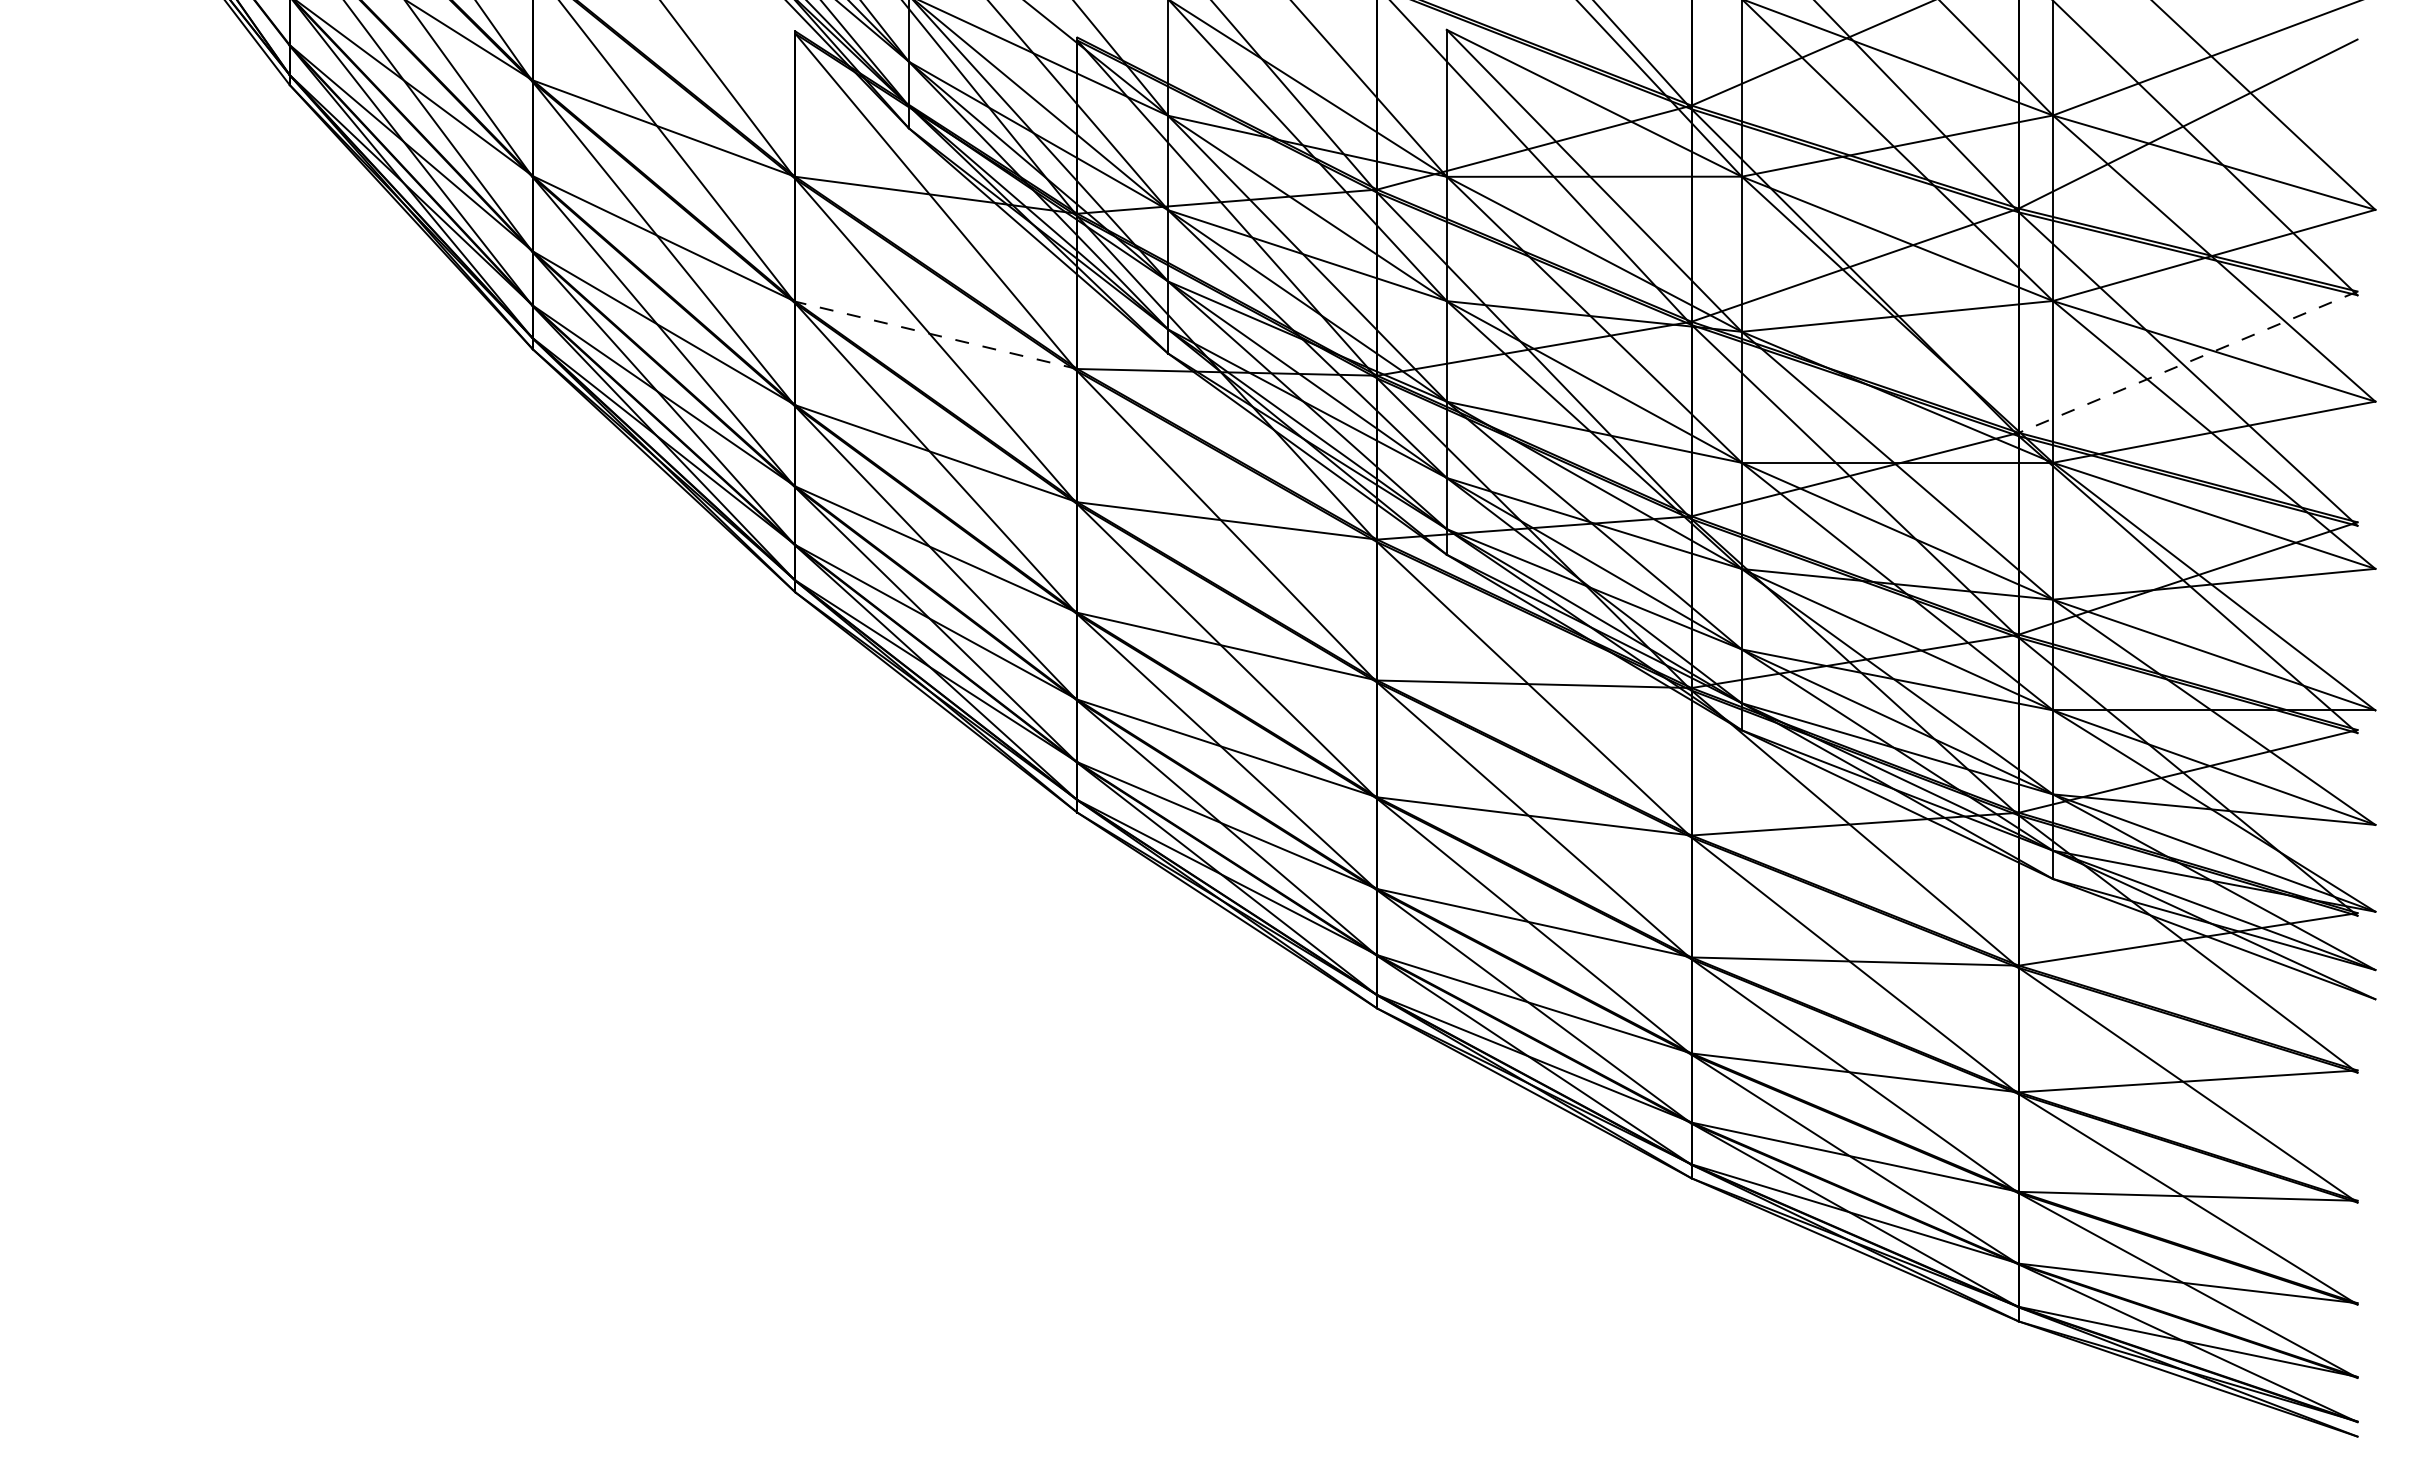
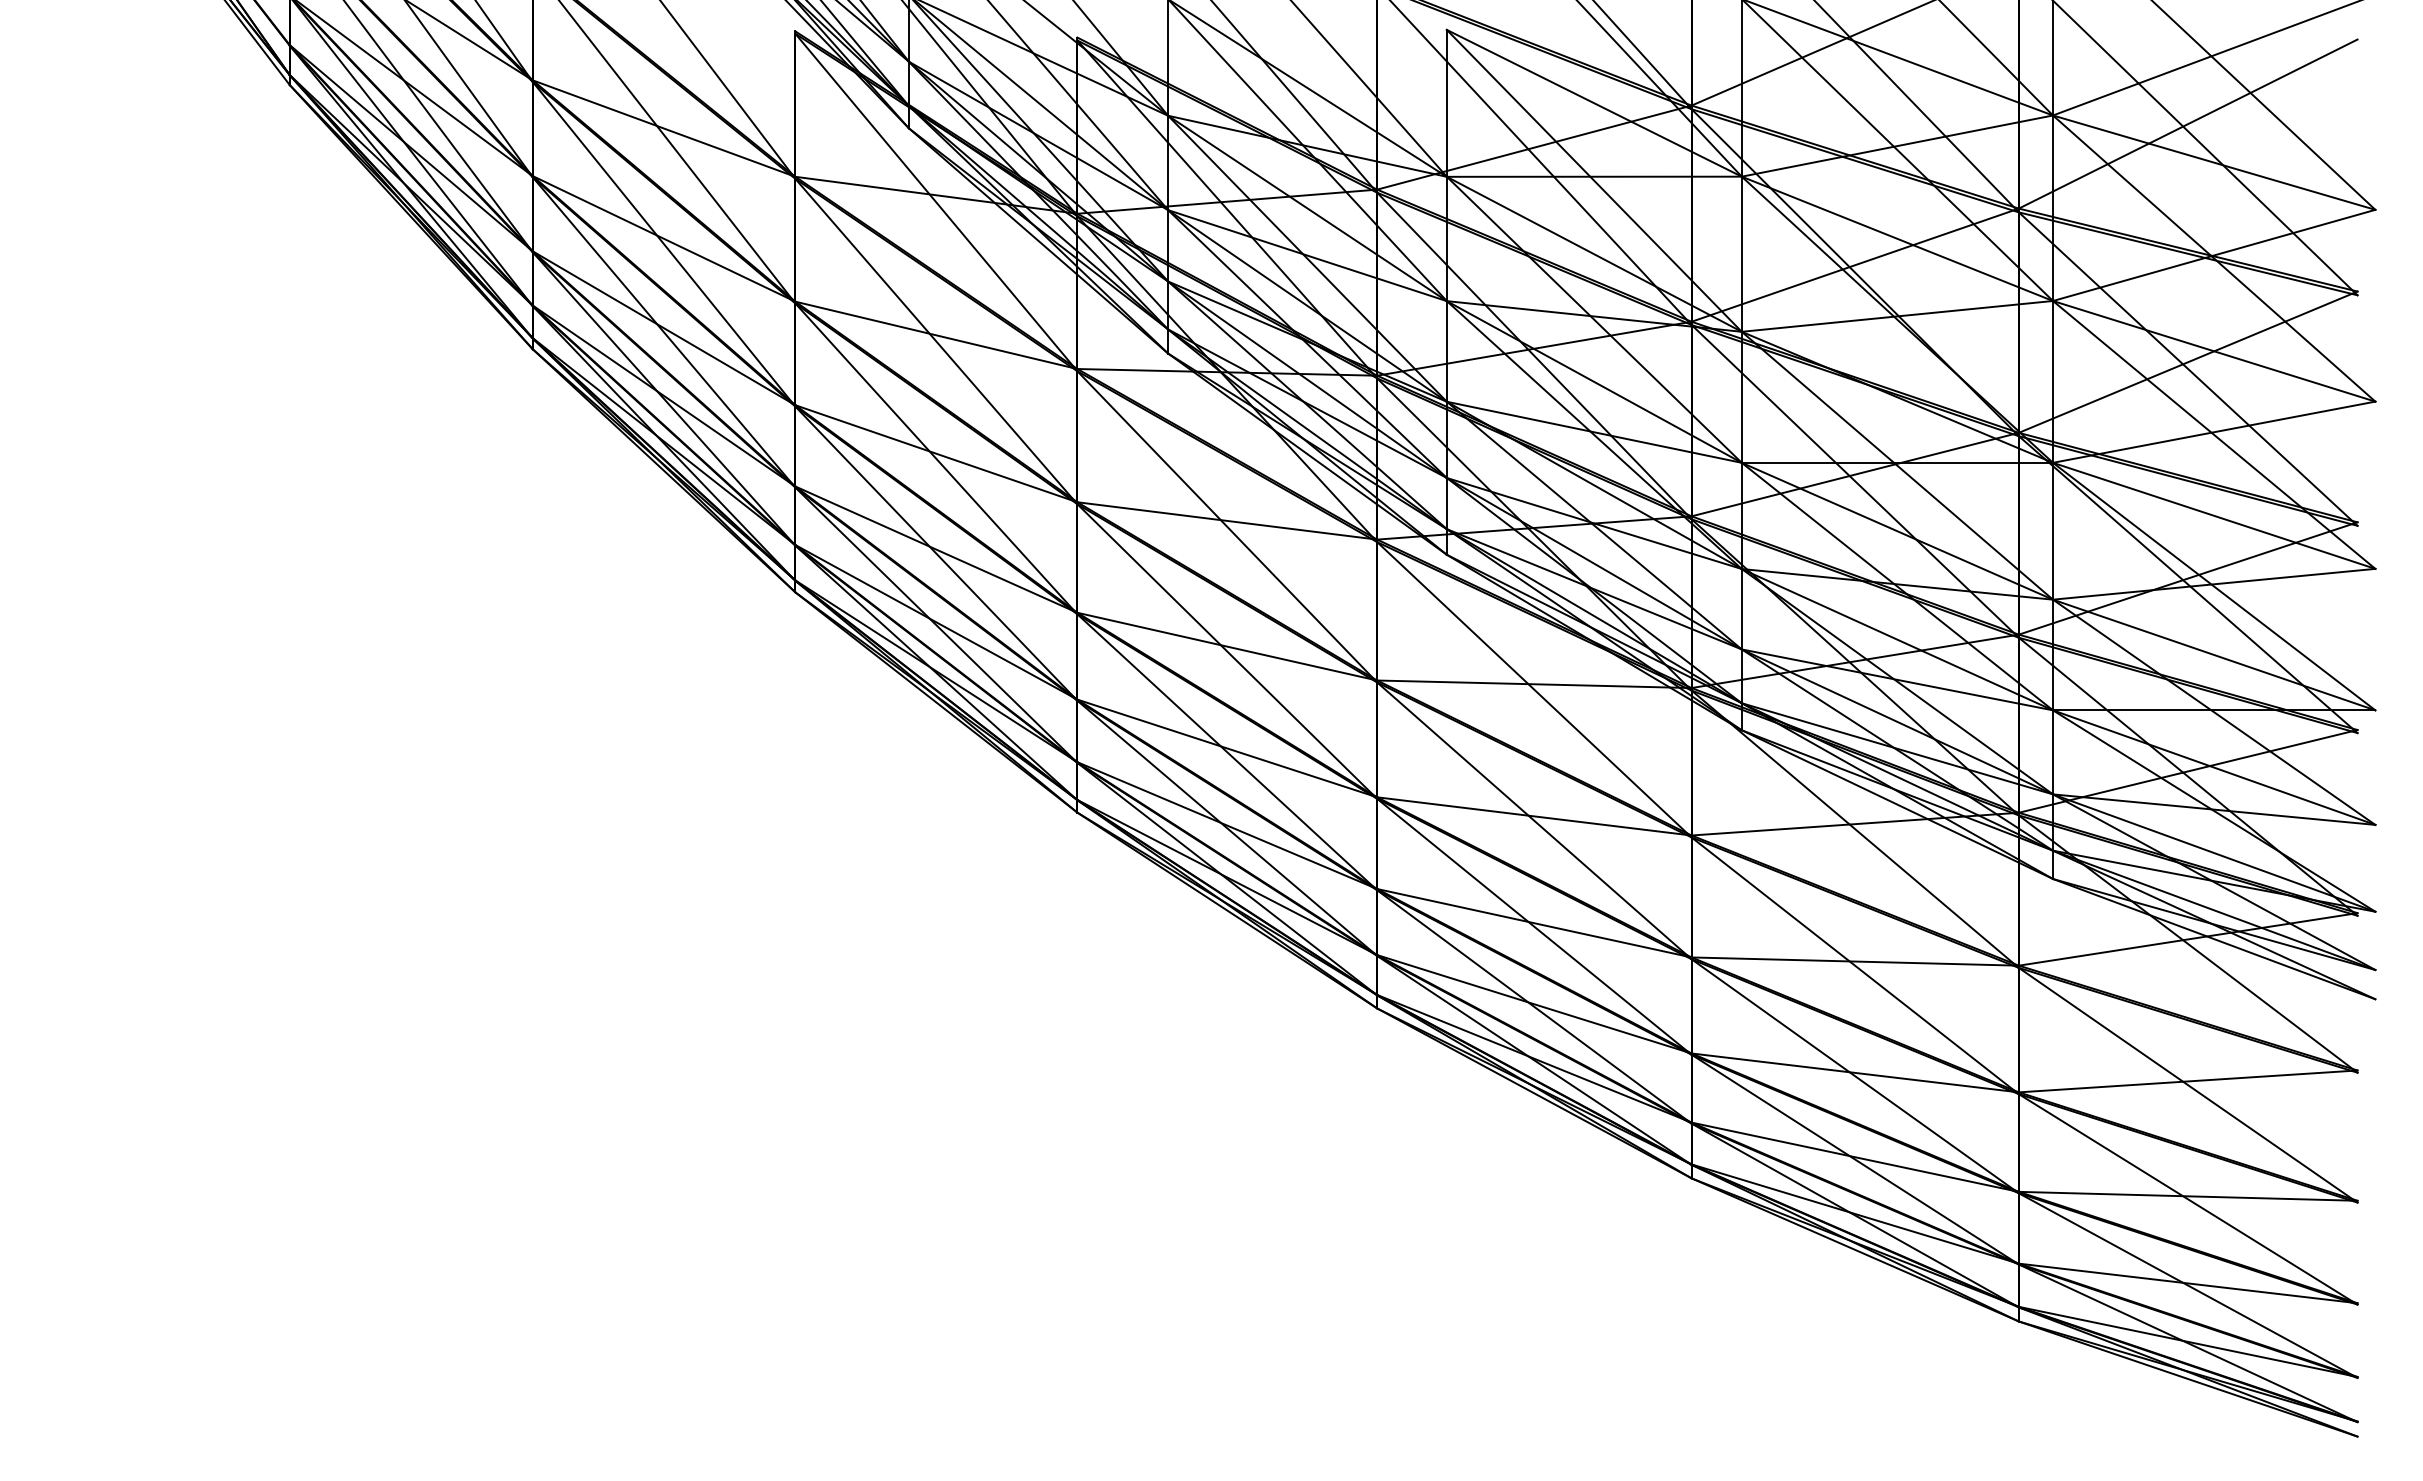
line: dashed -> solid (936, 335)
line: dashed -> solid (2187, 362)
